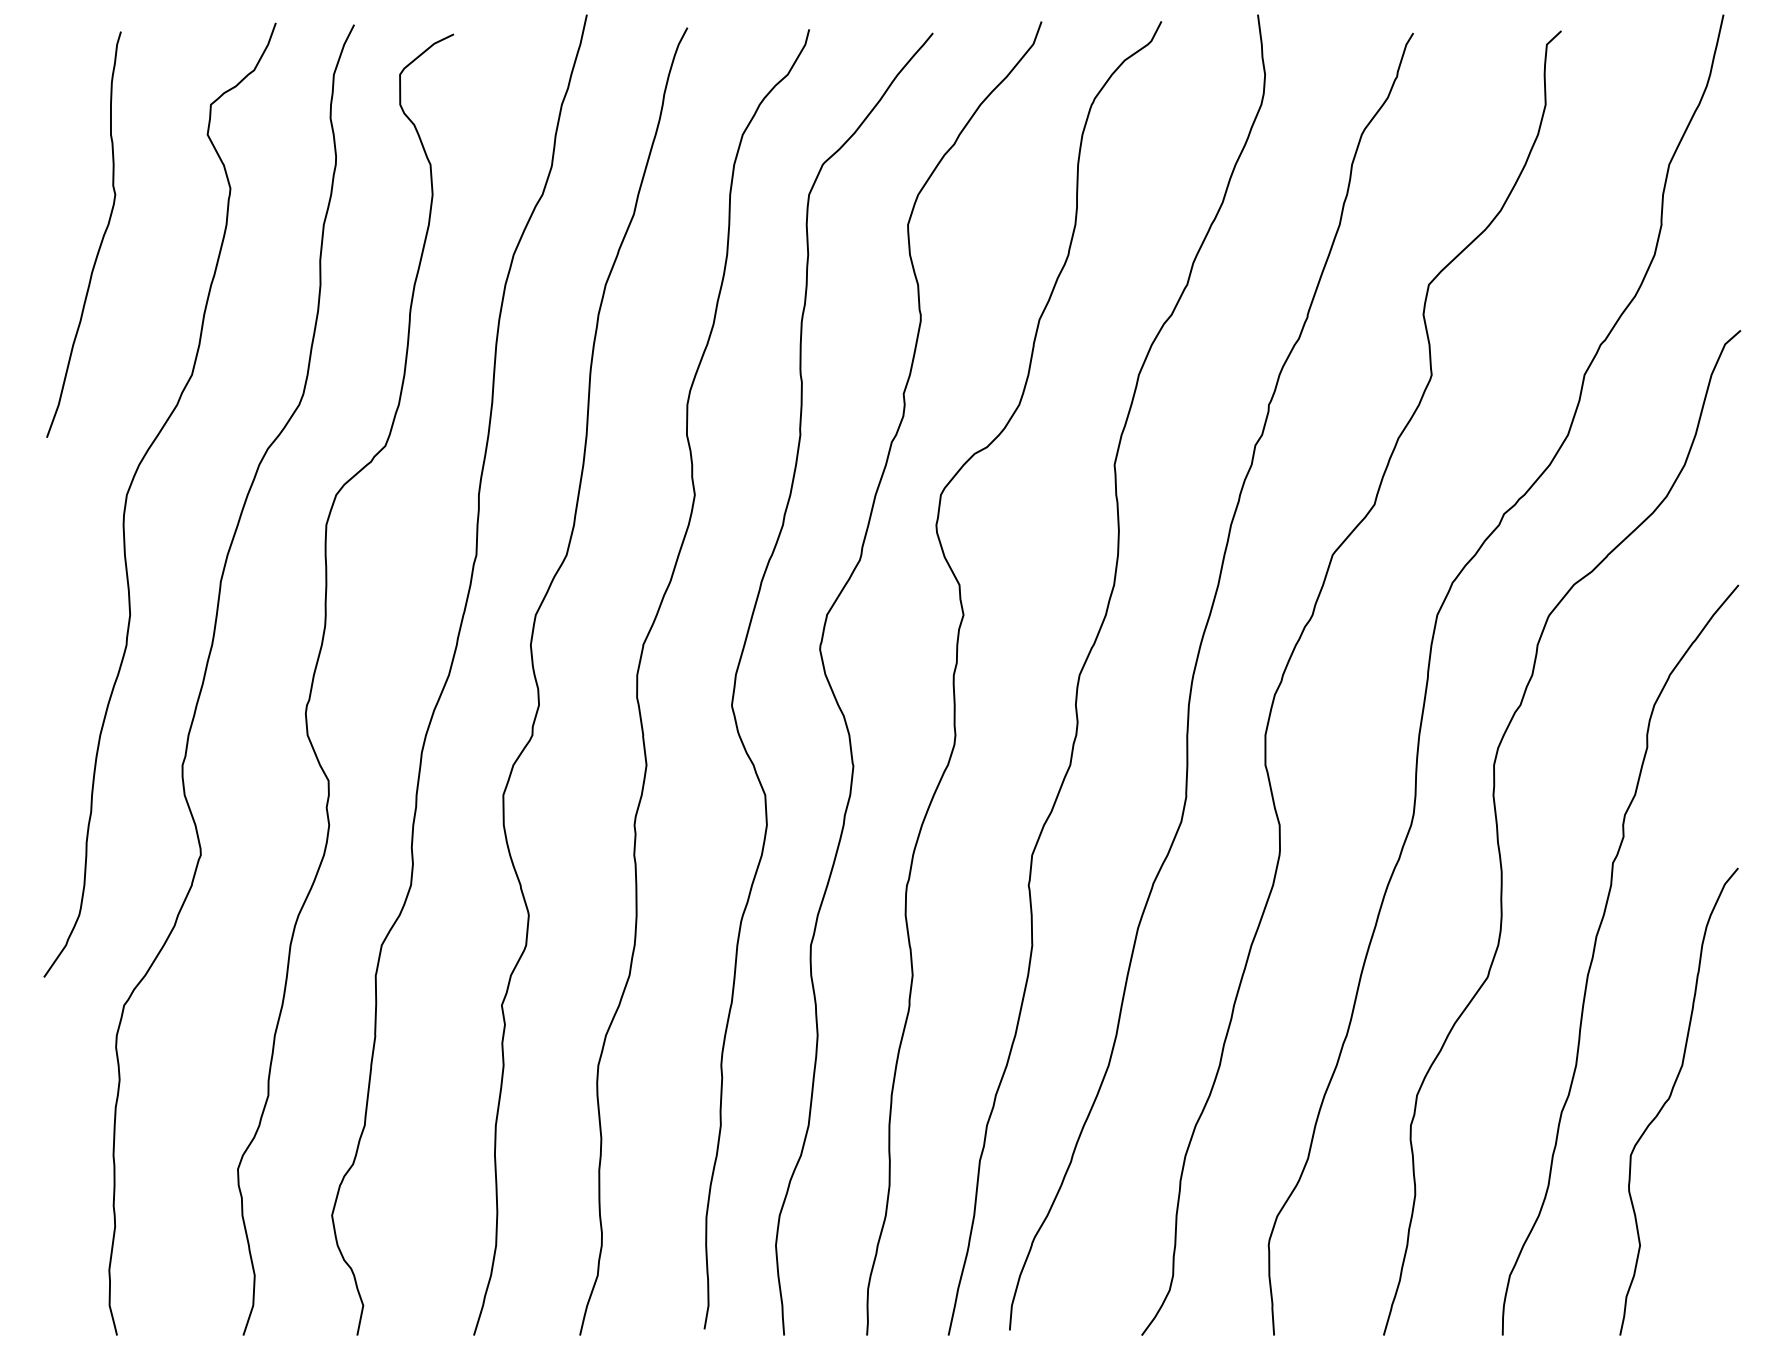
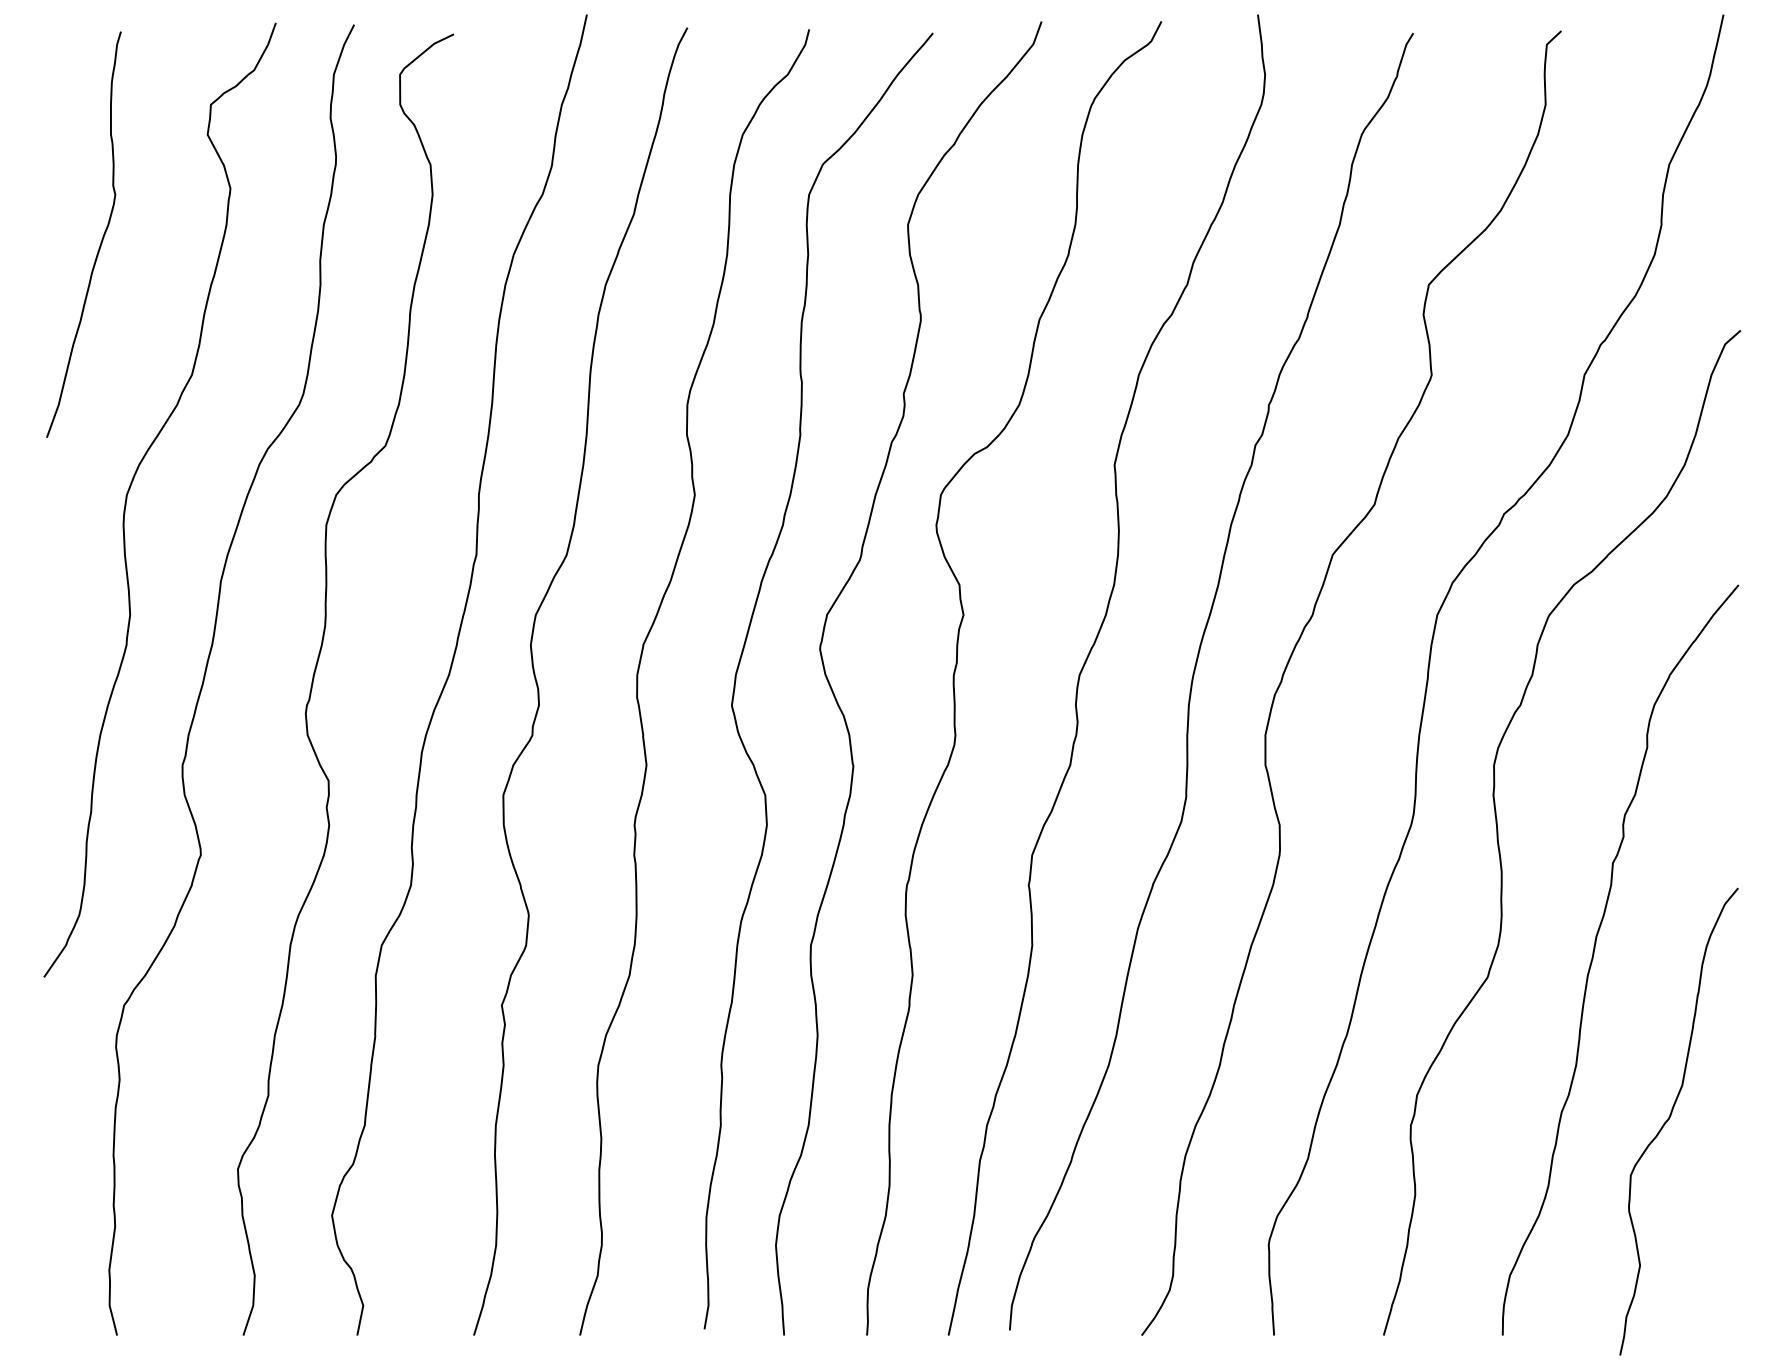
curve position: (1670, 1097) -> (1670, 1117) (1670, 1117)
